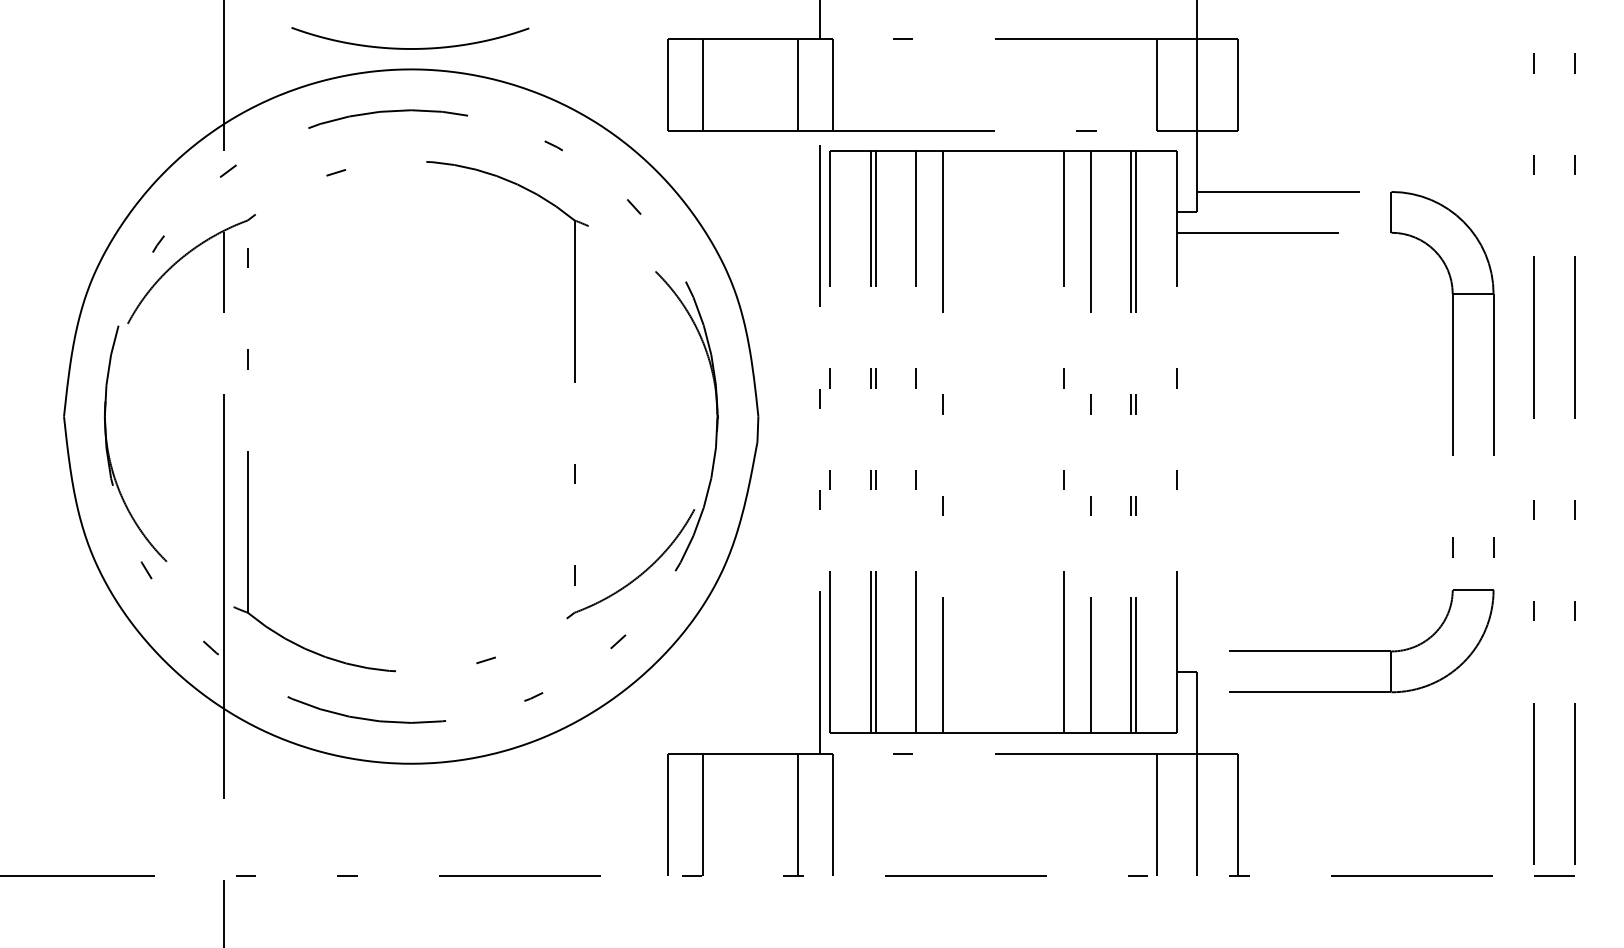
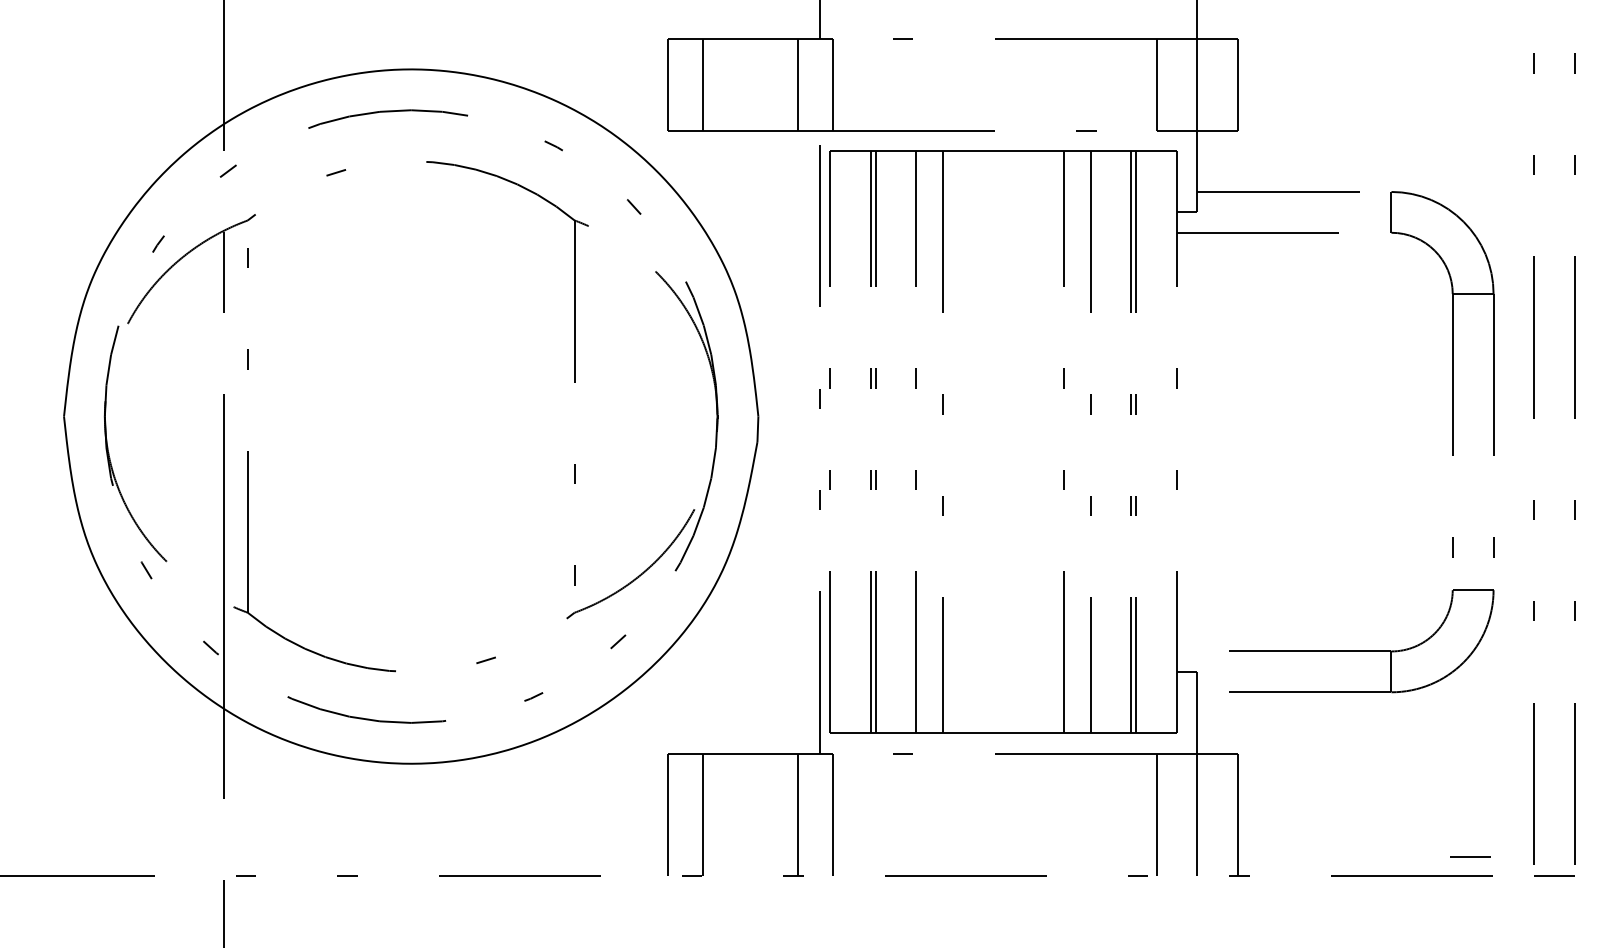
curve: present -> none (410, 48)
line: none -> present (1470, 856)
